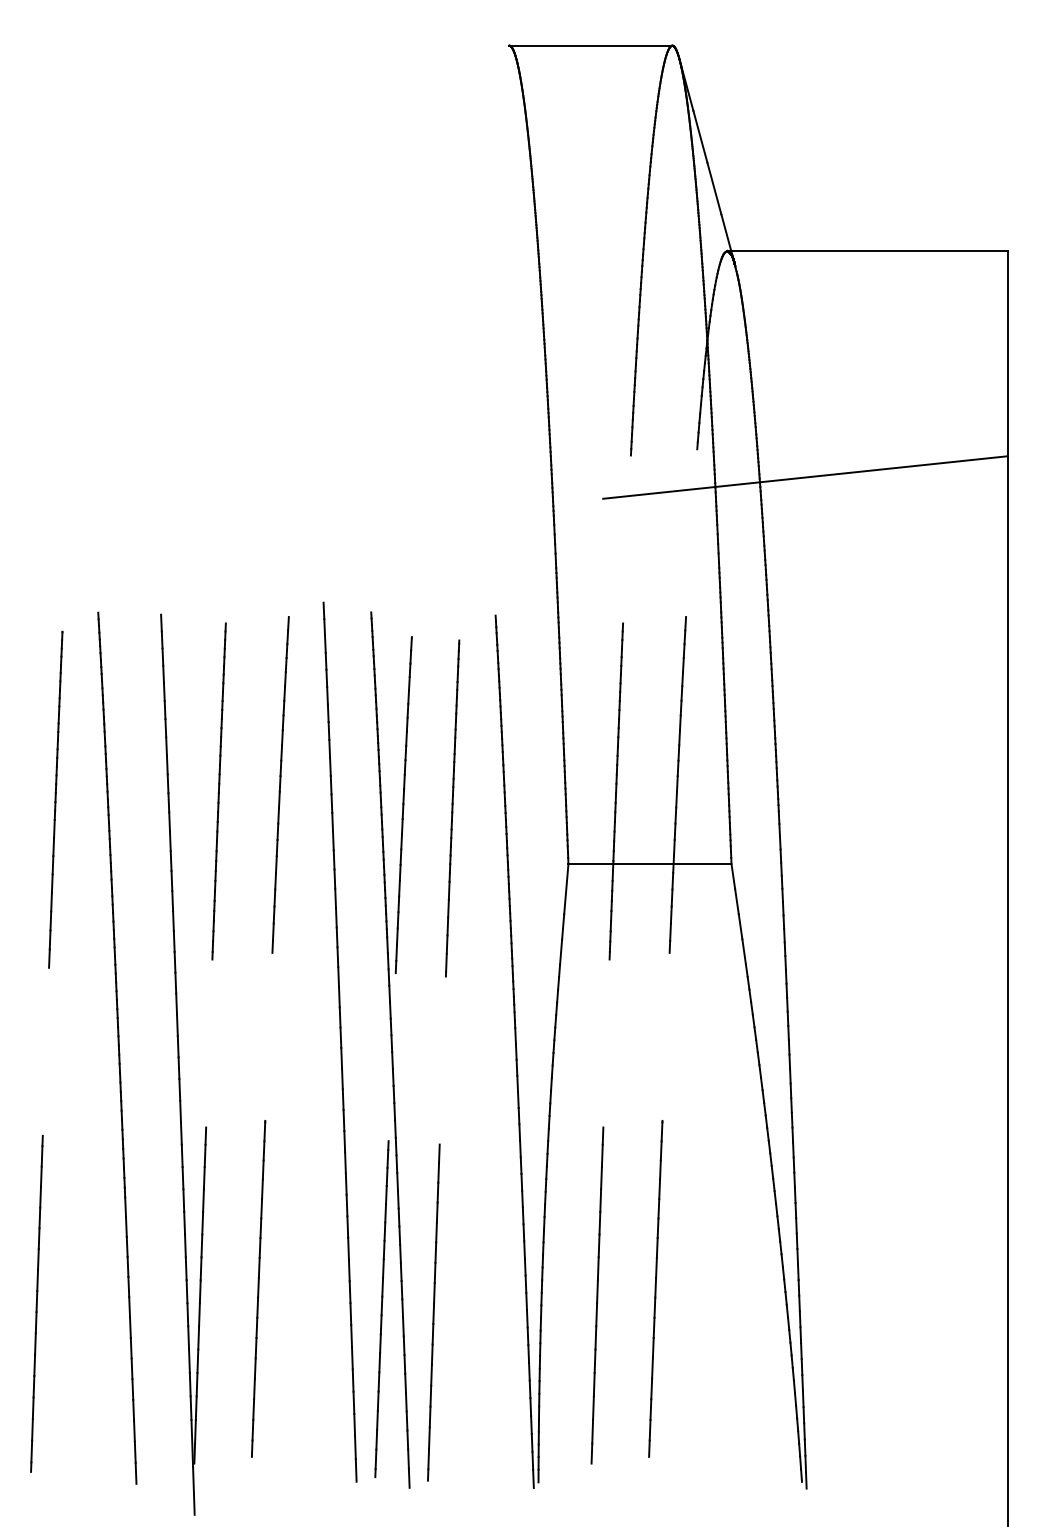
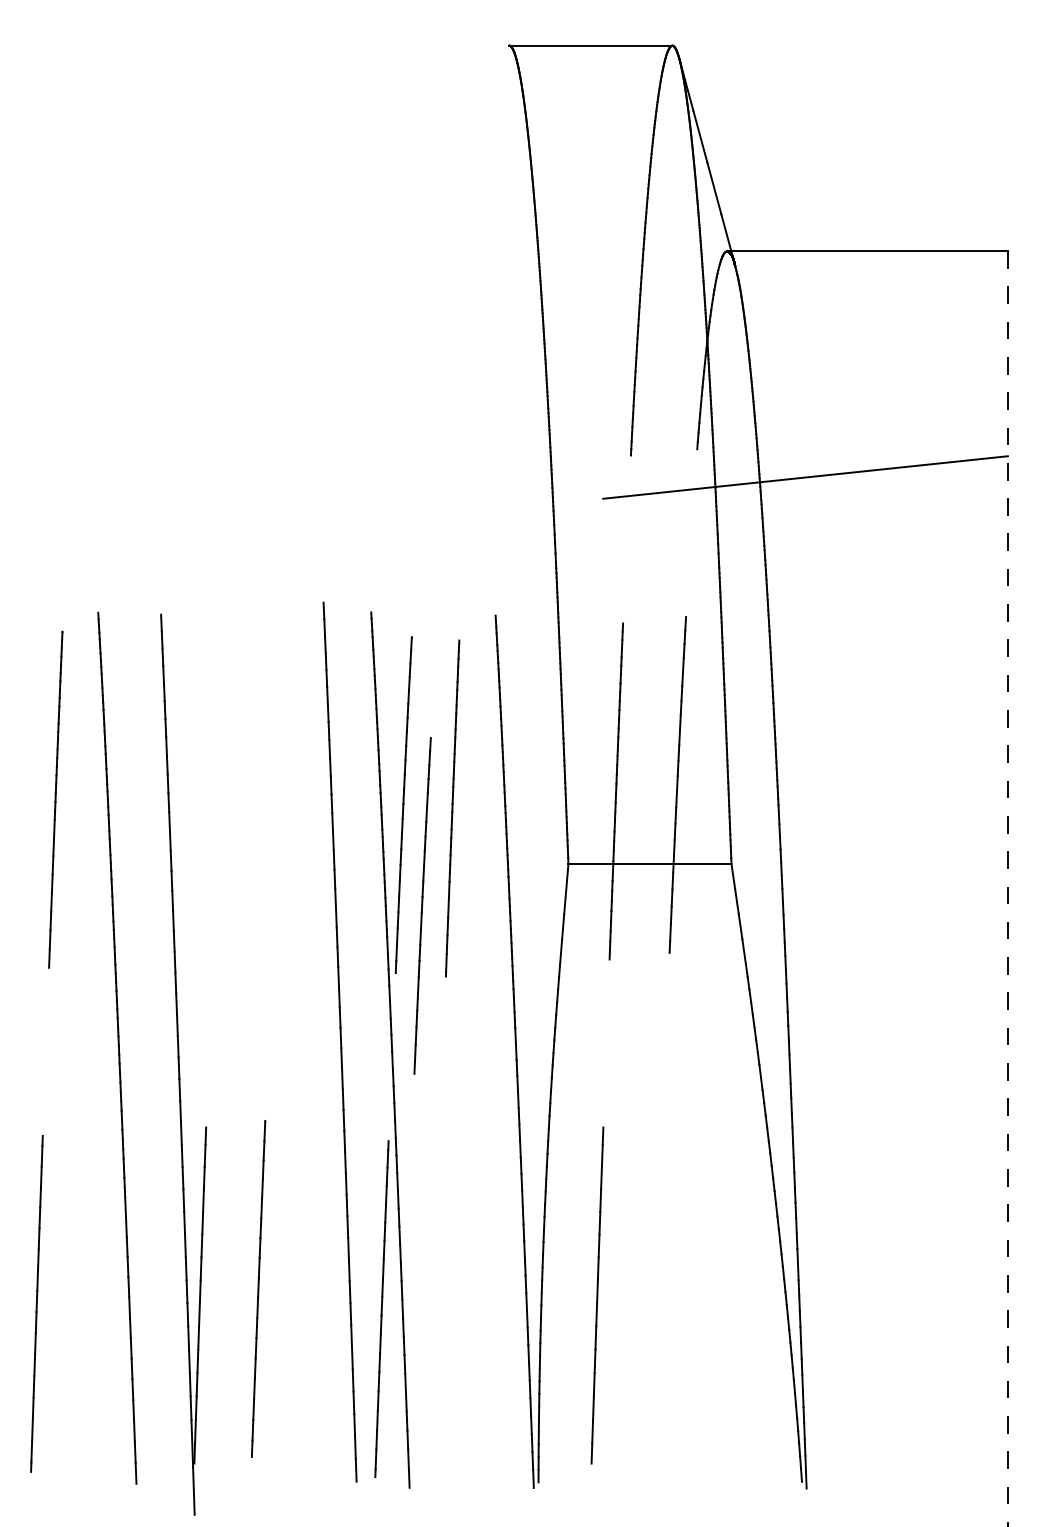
line position: (280, 784) -> (422, 905) (422, 905)
line: present -> none (218, 791)
line: solid -> dashed (1007, 889)
line: present -> none (655, 1288)
line: present -> none (433, 1312)
